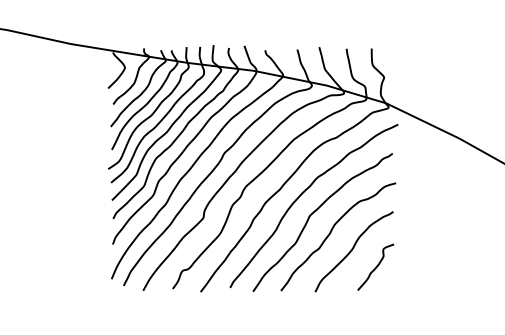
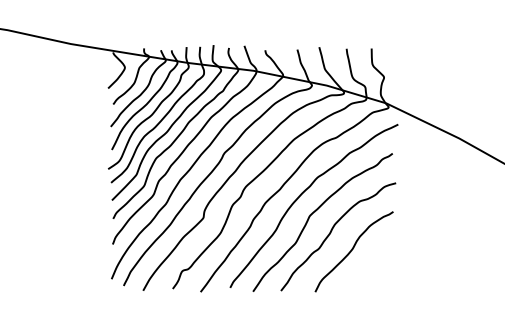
curve: present -> none (375, 266)
